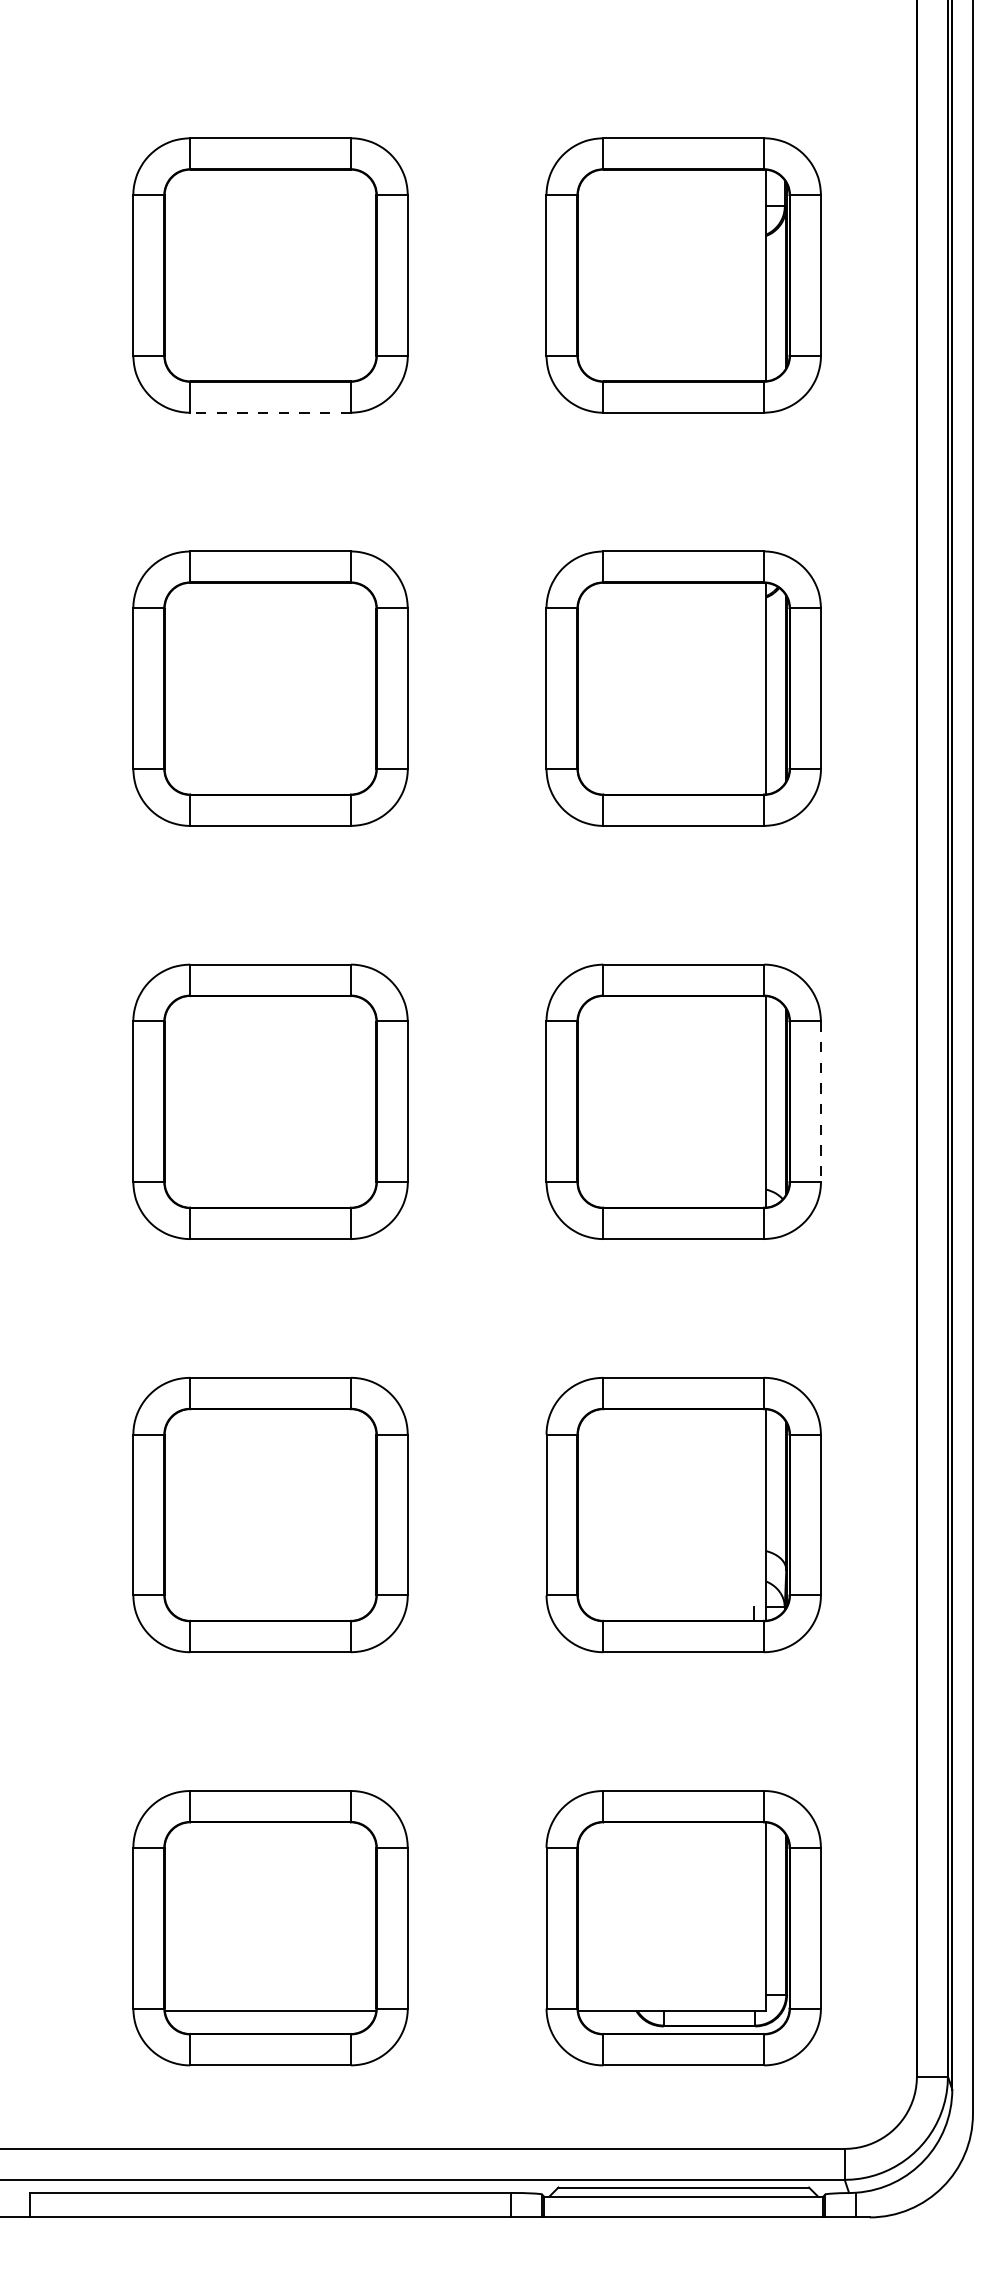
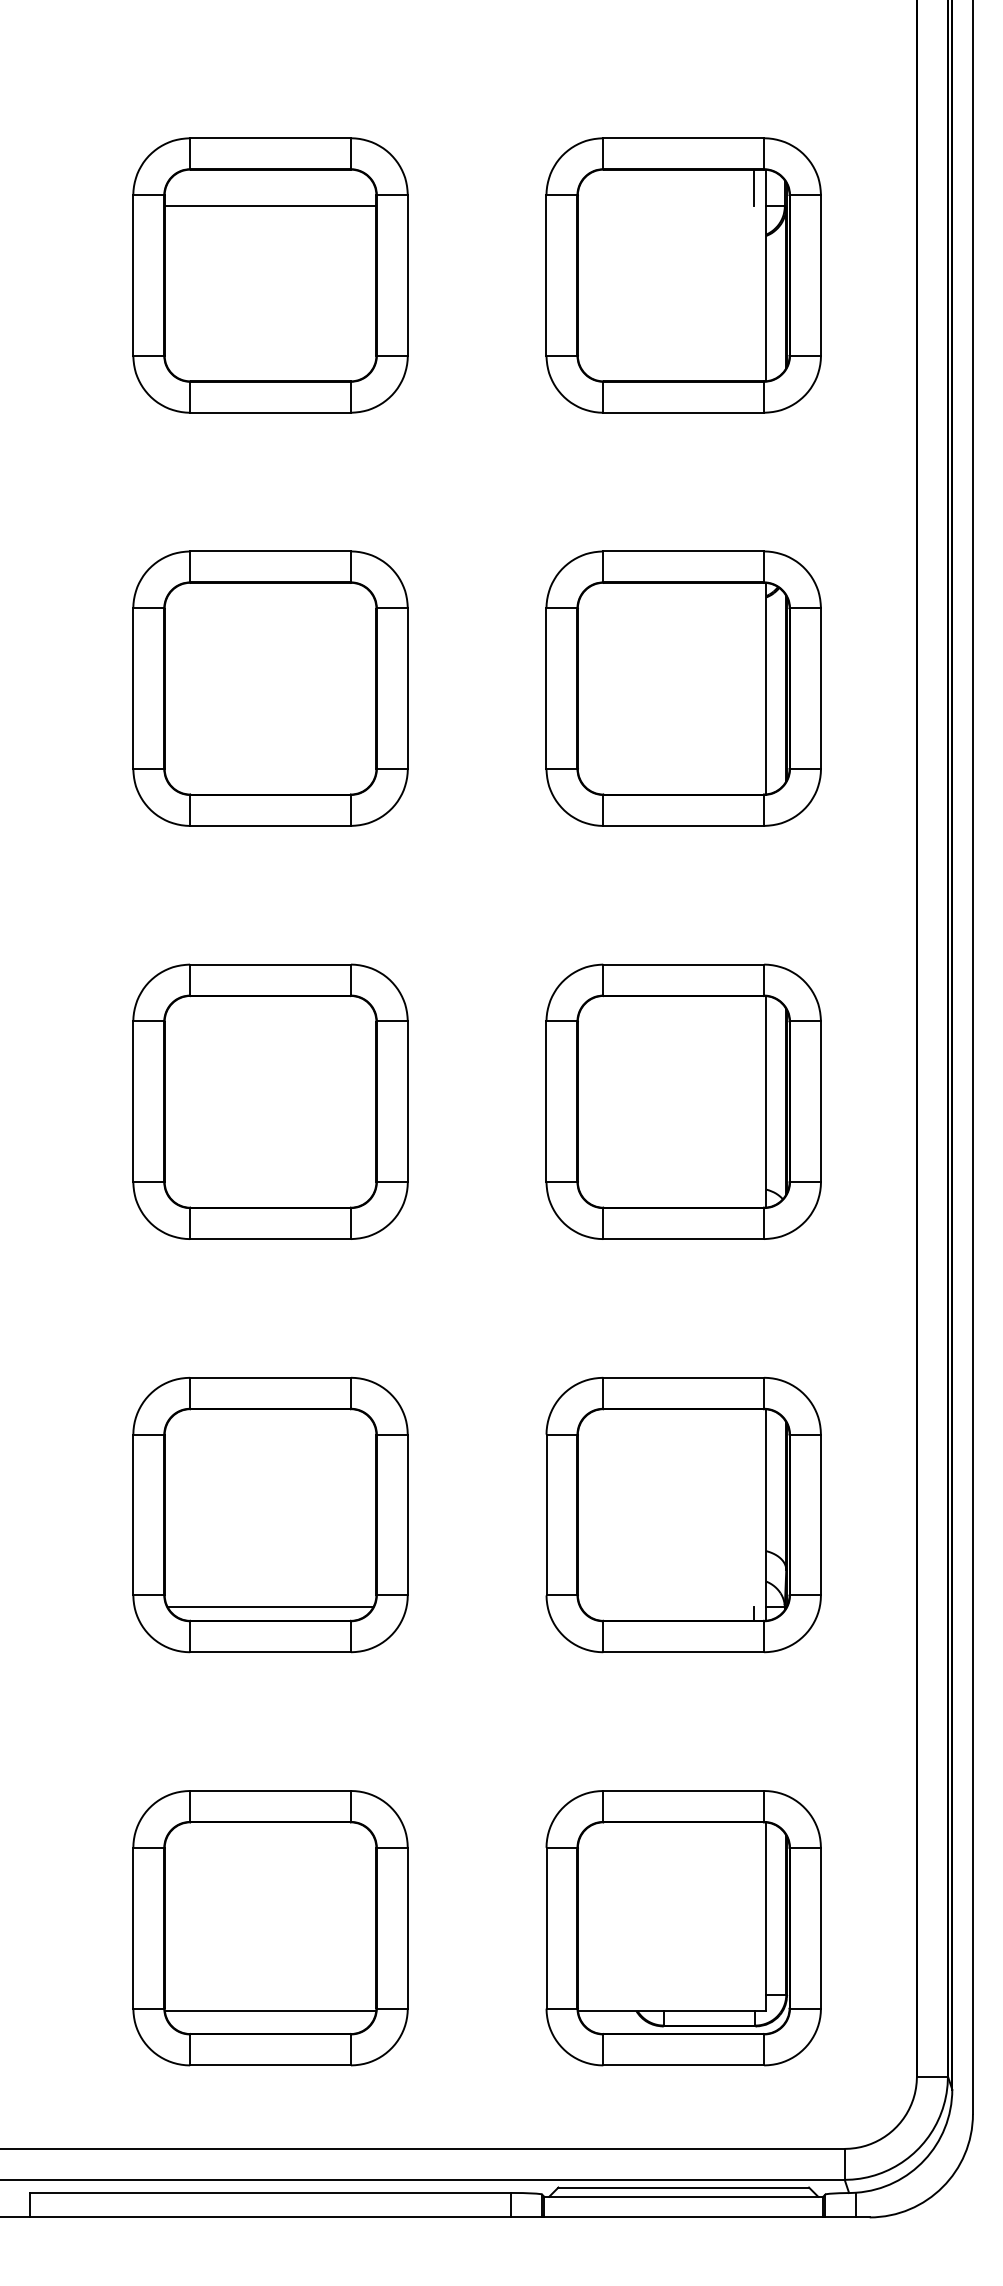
line: none -> present (753, 187)
line: none -> present (270, 206)
line: dashed -> solid (270, 412)
line: dashed -> solid (821, 1102)
line: none -> present (270, 1607)
